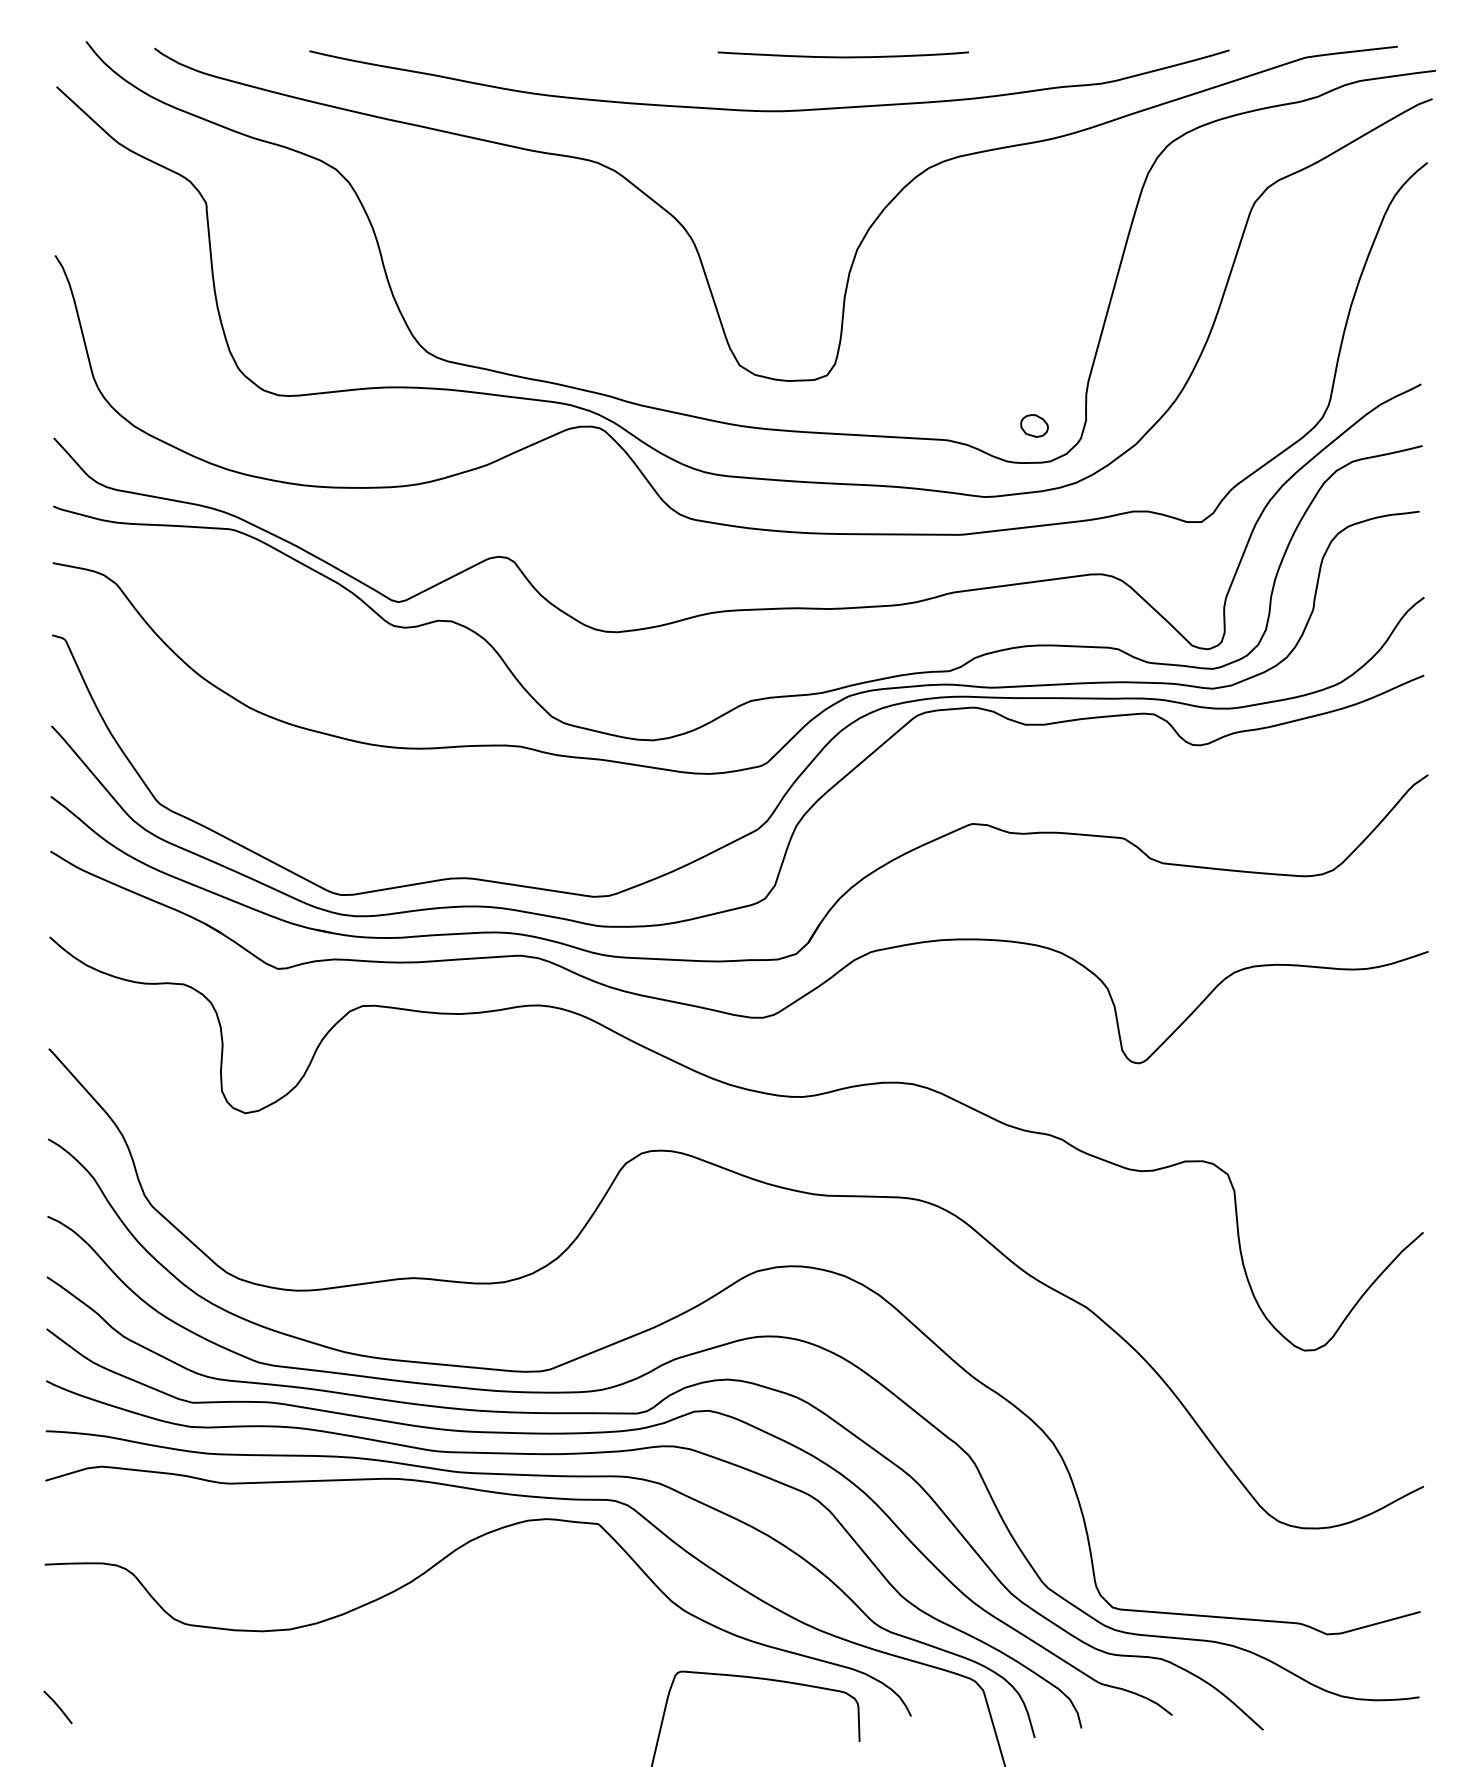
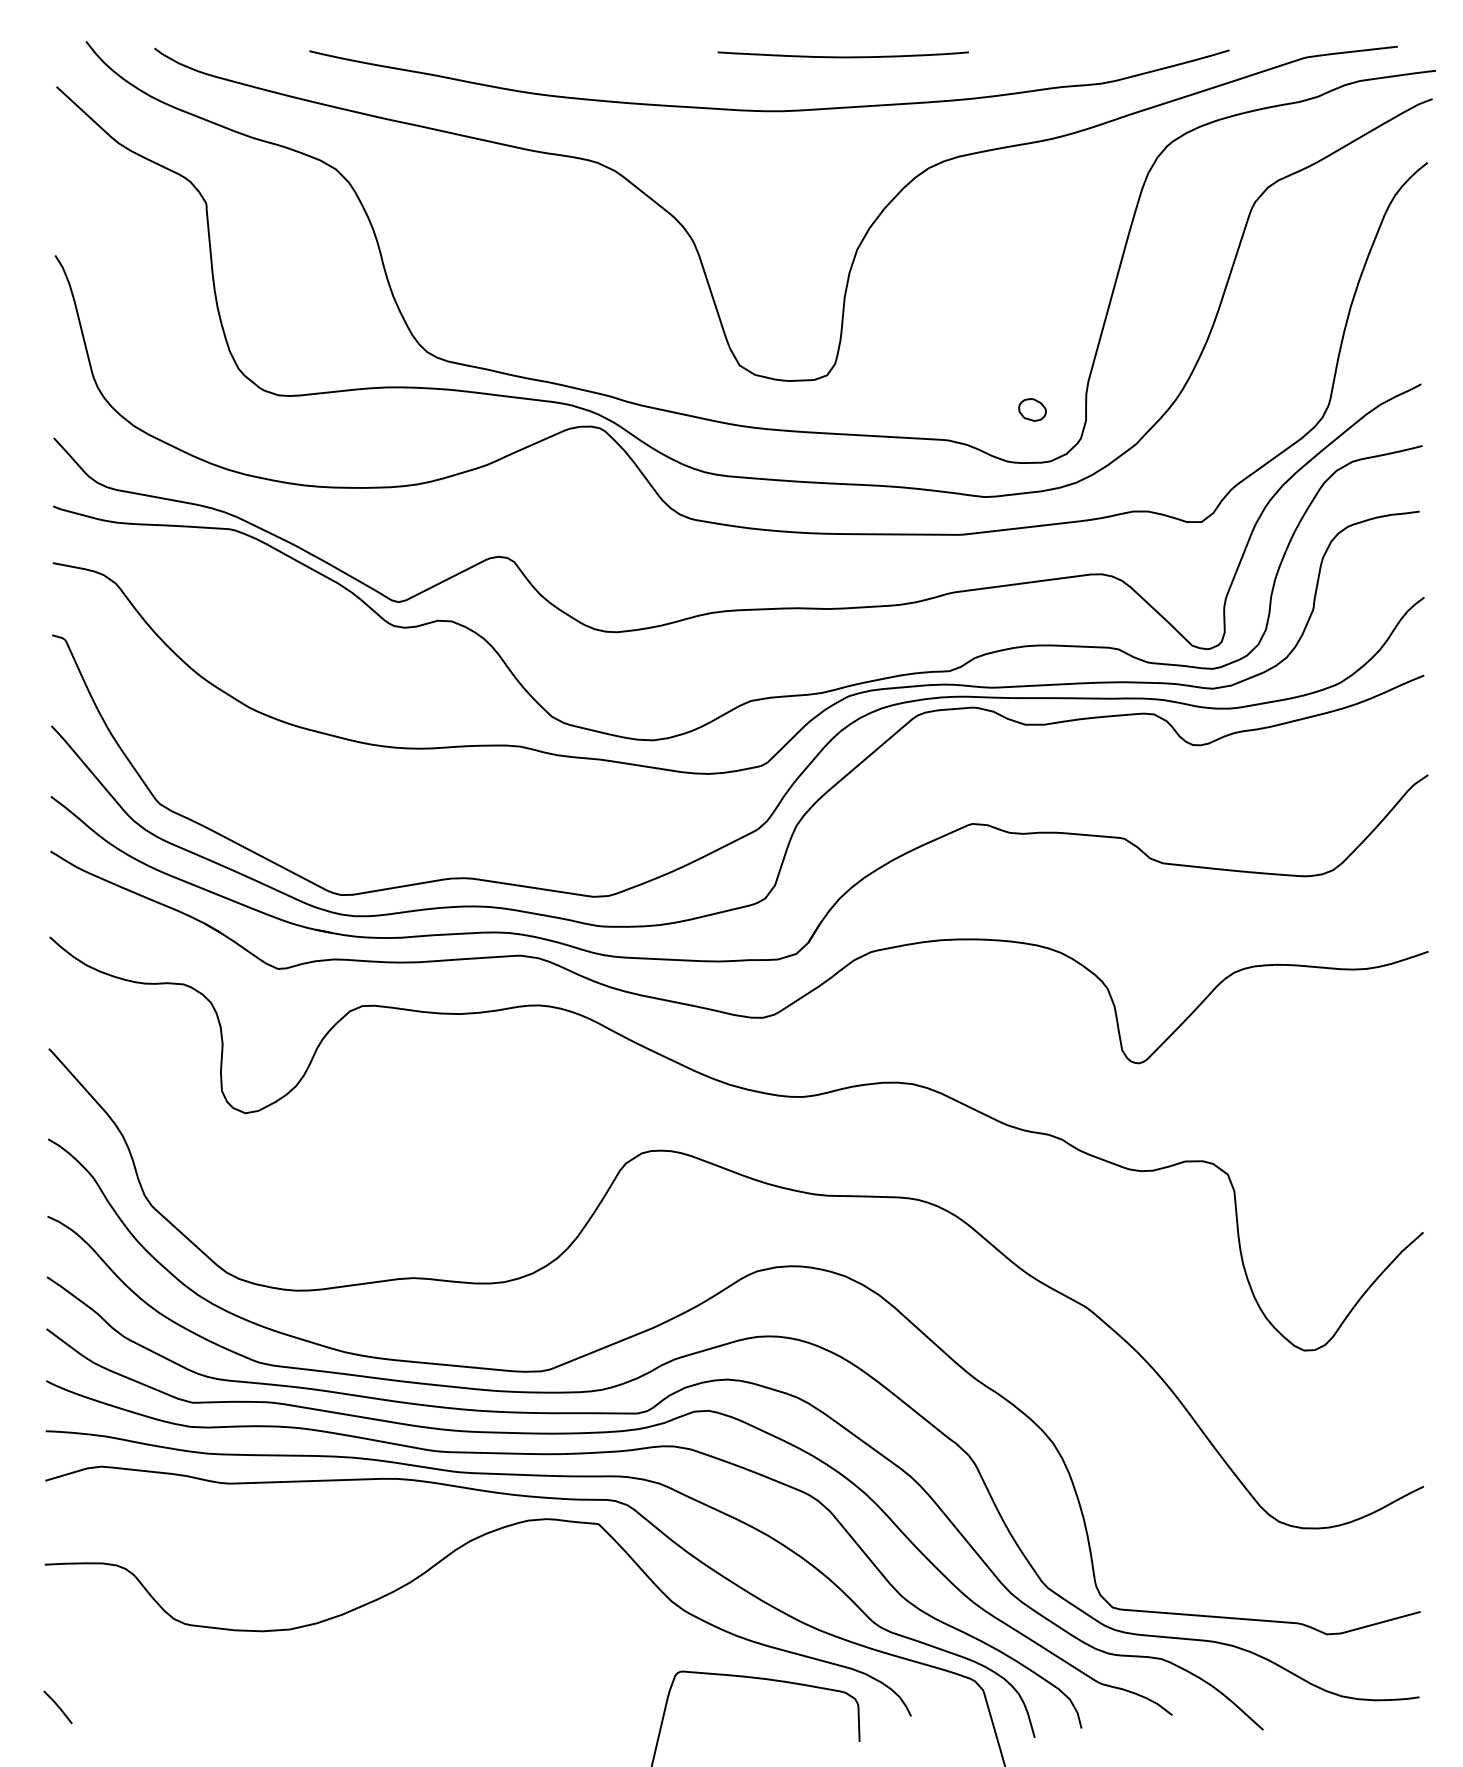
part position: (1034, 425) -> (1032, 409) (1032, 409)
